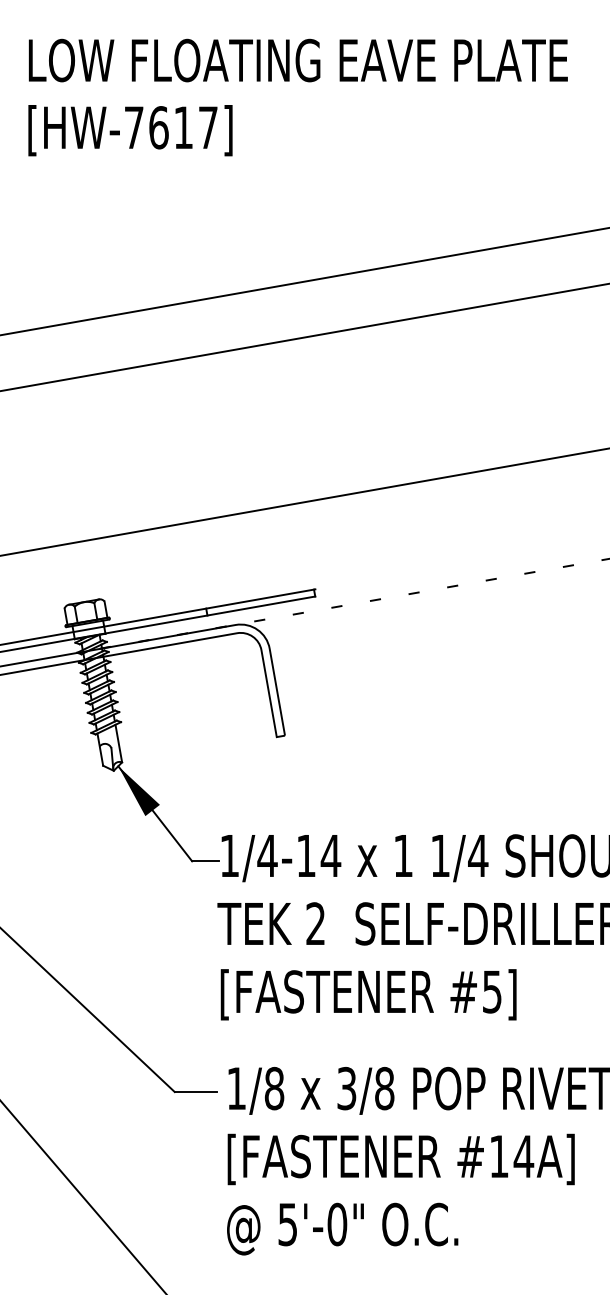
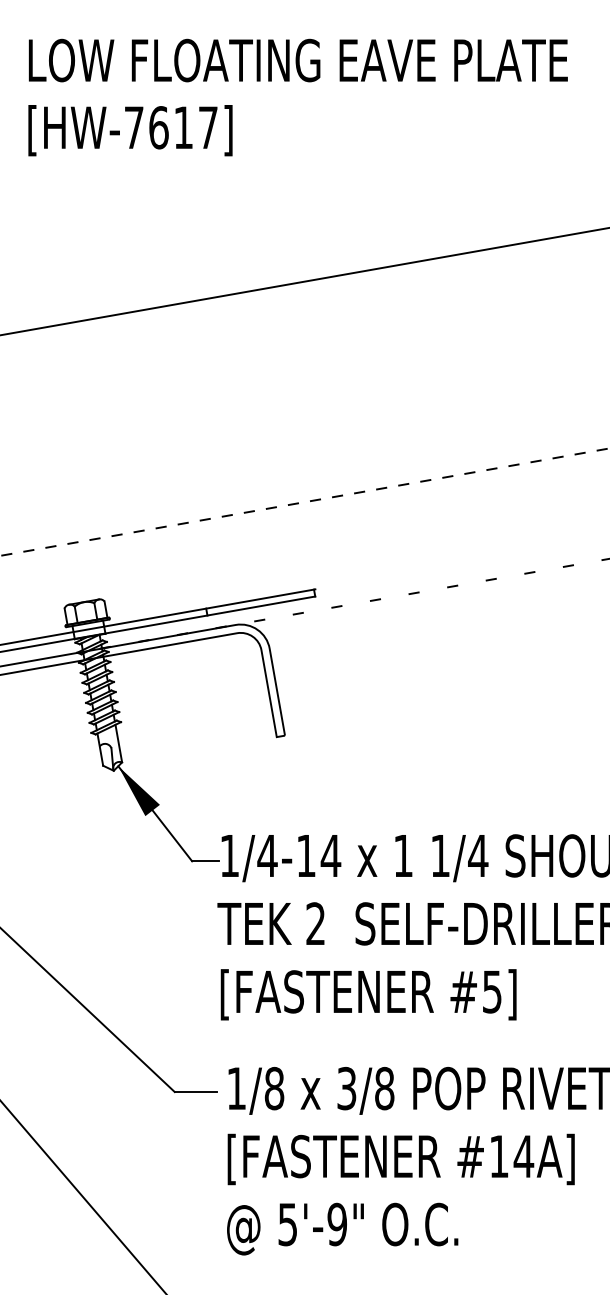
line: present -> none (304, 337)
line: solid -> dashed (305, 502)
text: 5'-0" -> 5'-9" (337, 1224)
